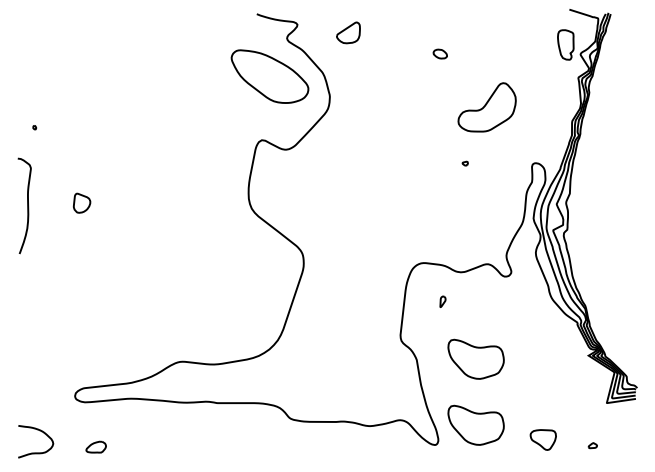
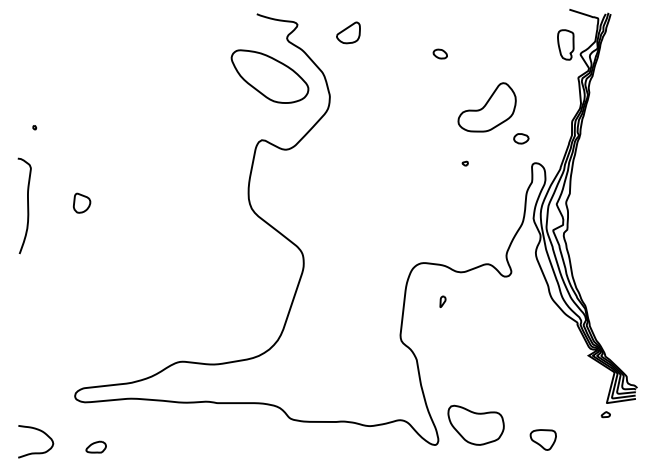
part: none -> present (521, 138)
part: present -> none (475, 358)
part position: (592, 445) -> (605, 414) (605, 414)
